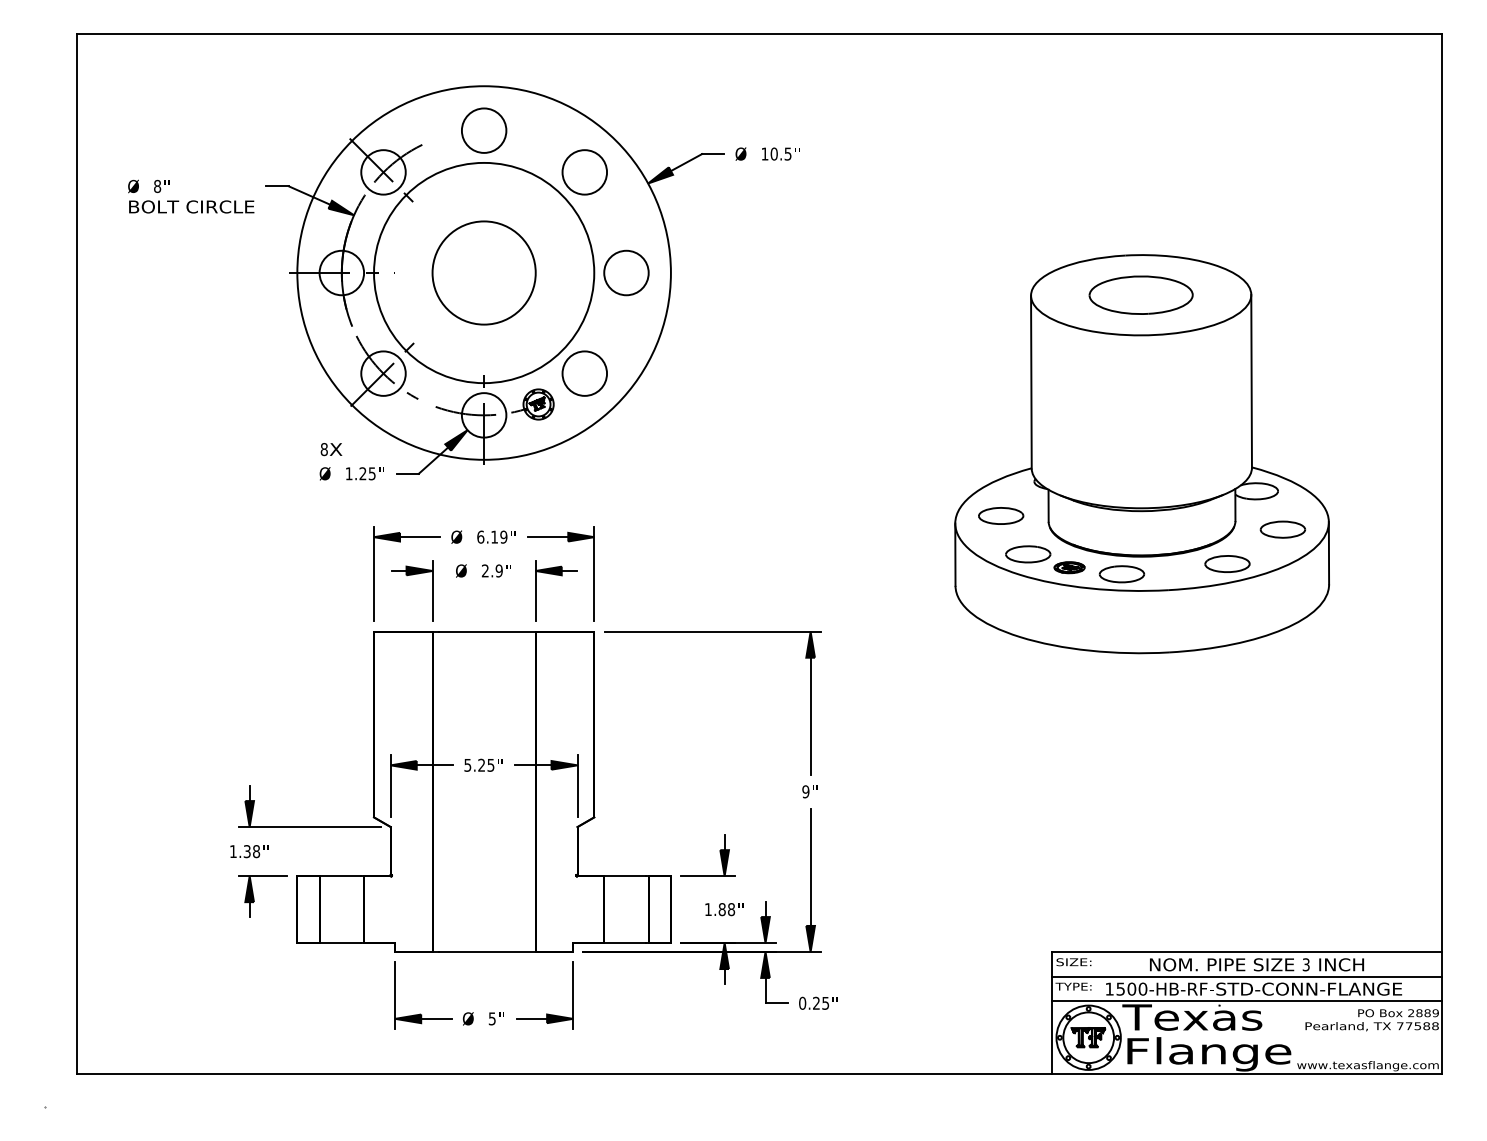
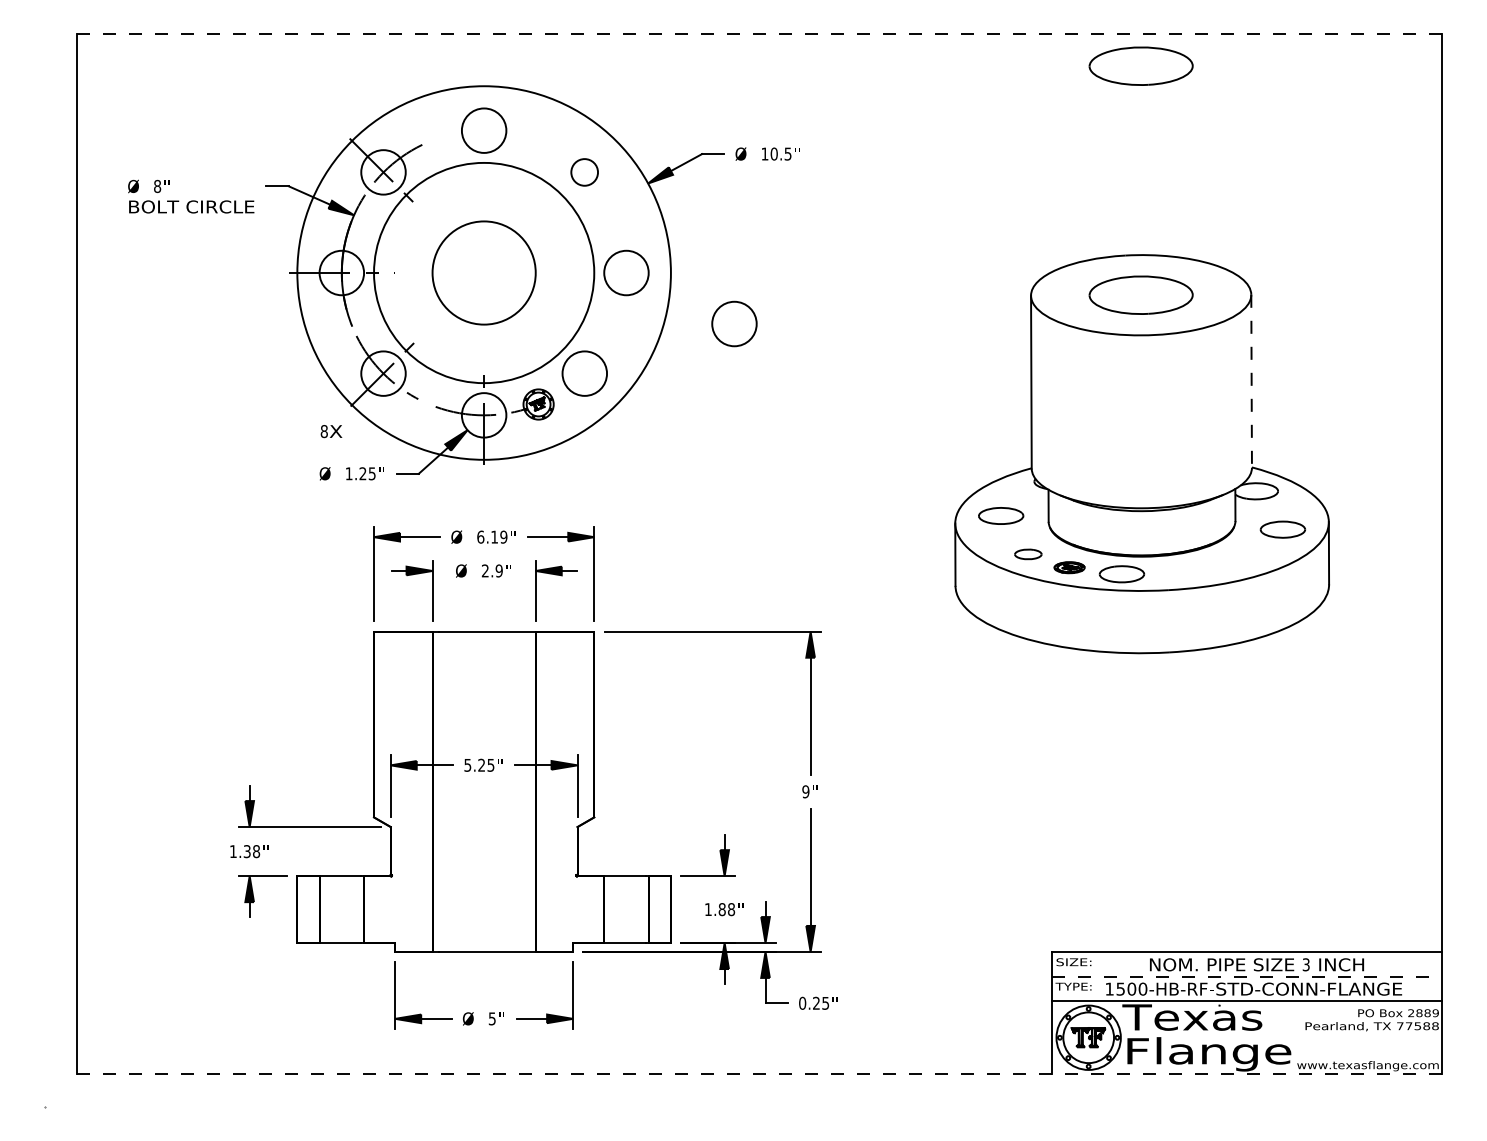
line: solid -> dashed (759, 34)
part: none -> present (1140, 65)
circle size: 47x47 px -> 29x29 px (584, 172)
circle: none -> present (734, 323)
line: solid -> dashed (1251, 381)
text position: (331, 449) -> (331, 431) (331, 431)
part size: 47x19 px -> 29x13 px (1028, 554)
part: present -> none (1227, 563)
line: solid -> dashed (1247, 976)
line: solid -> dashed (759, 1074)
